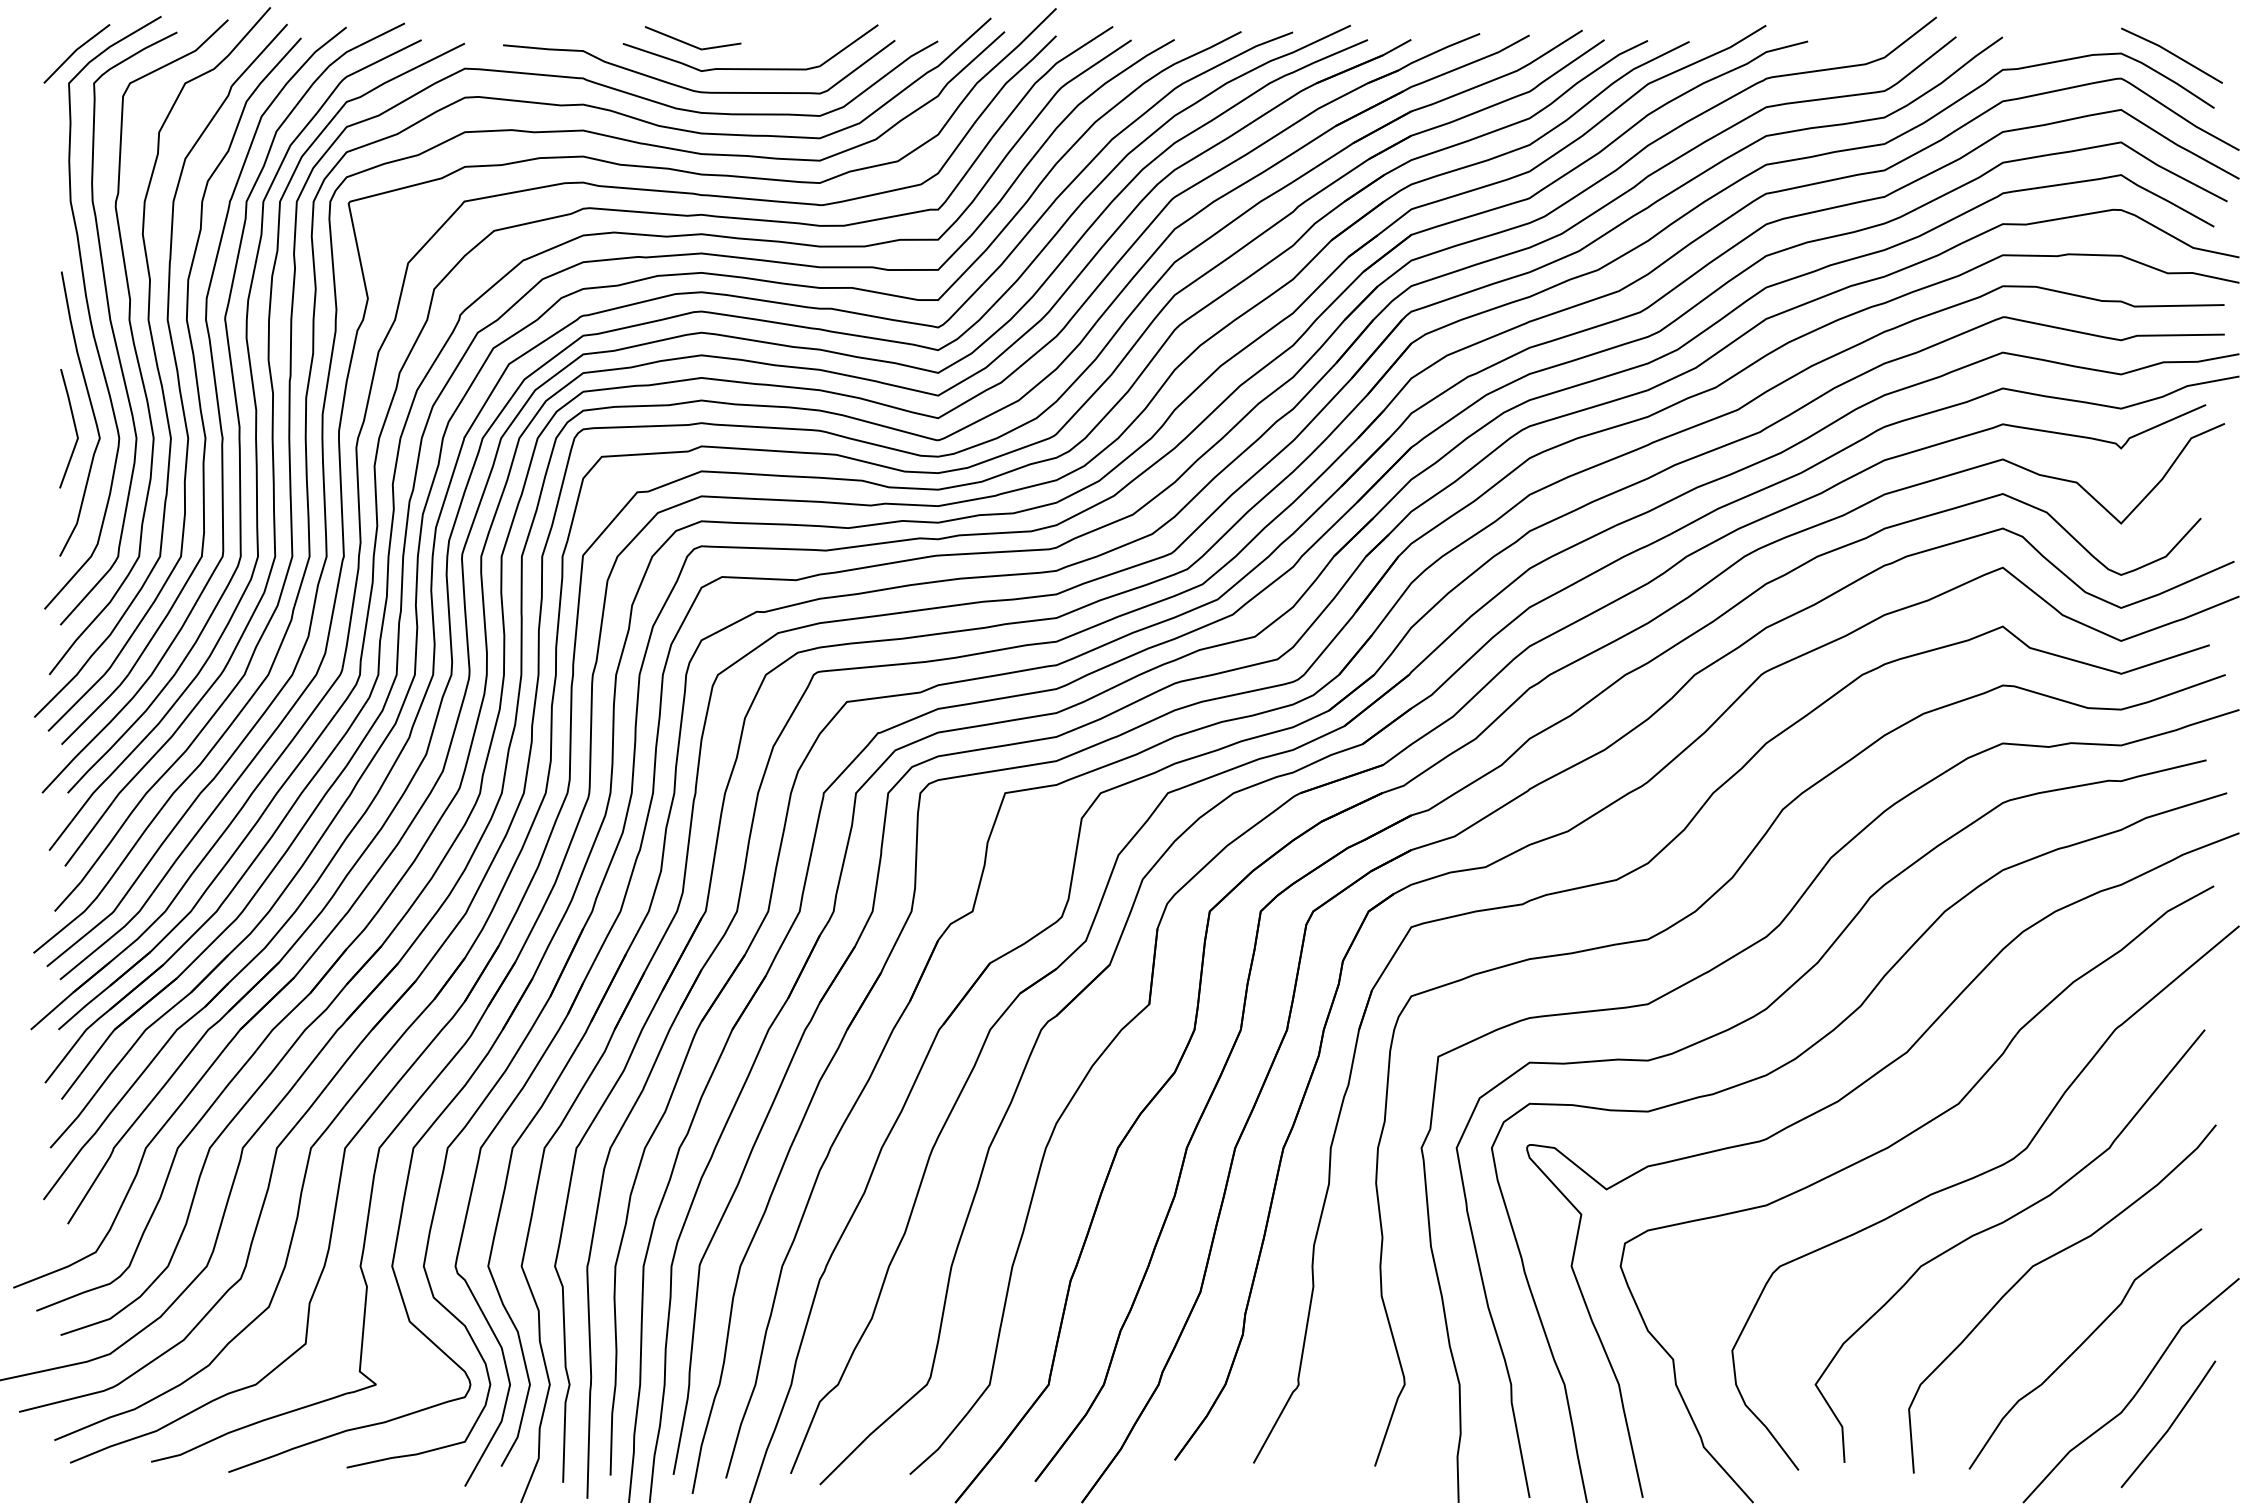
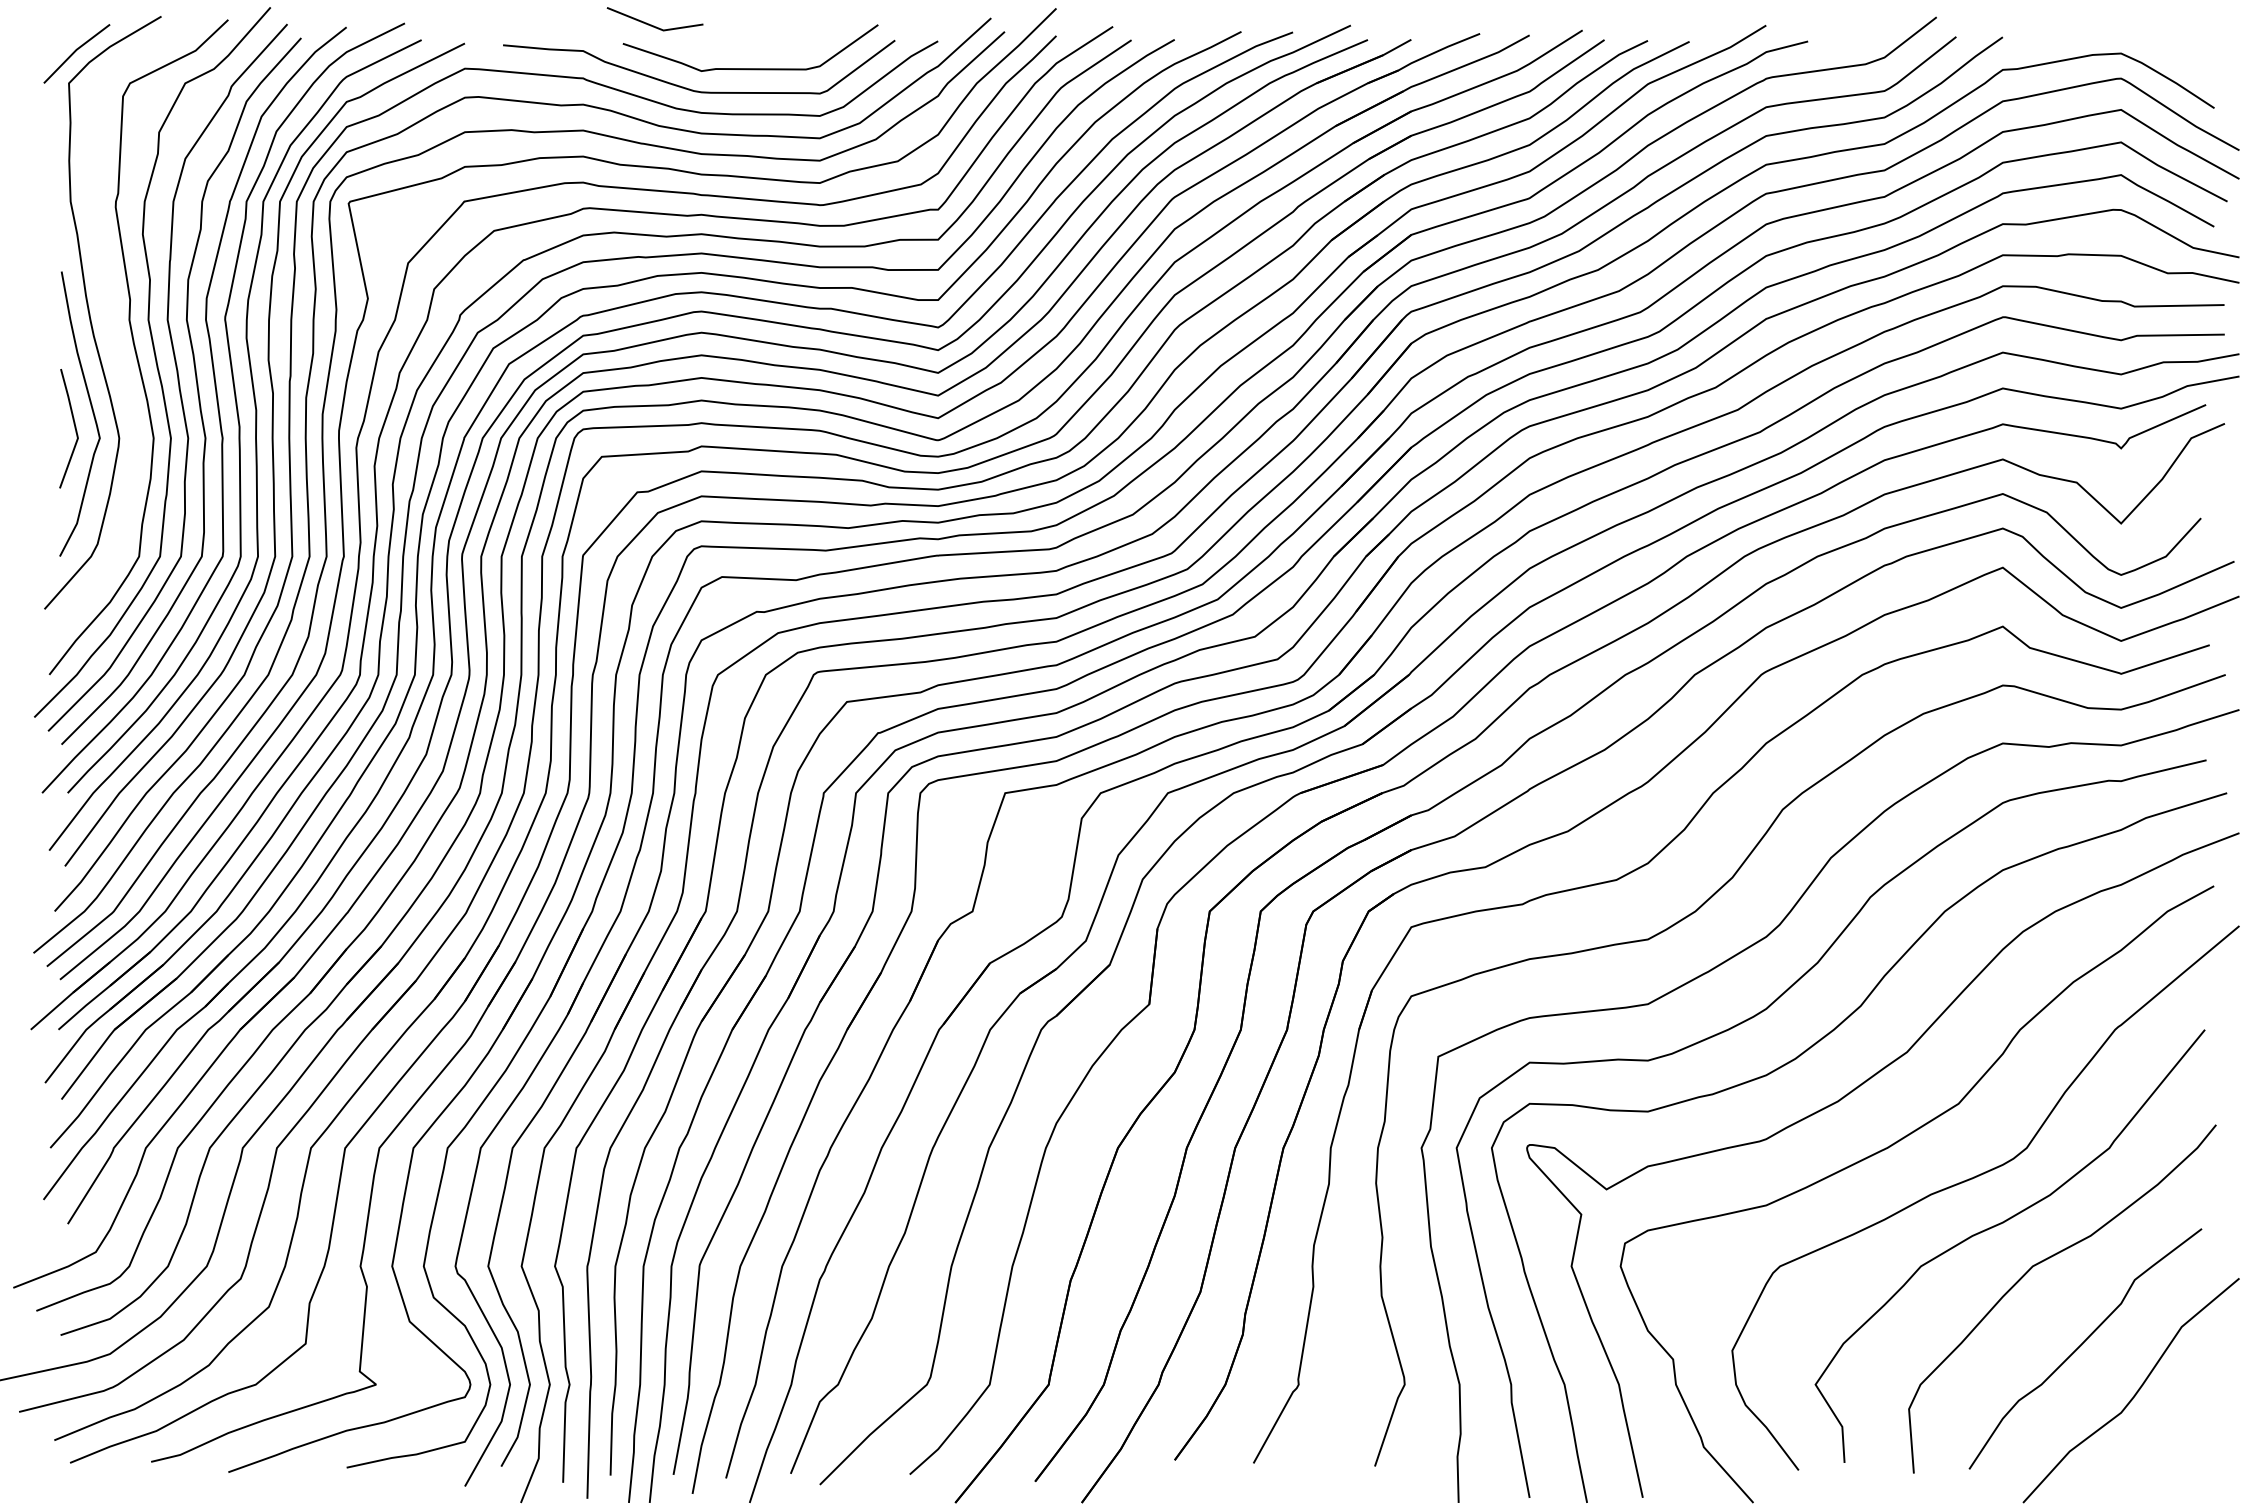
line position: (689, 43) -> (651, 24) (651, 24)
line: present -> none (2171, 54)
curve: present -> none (113, 328)
line: present -> none (2170, 1424)
